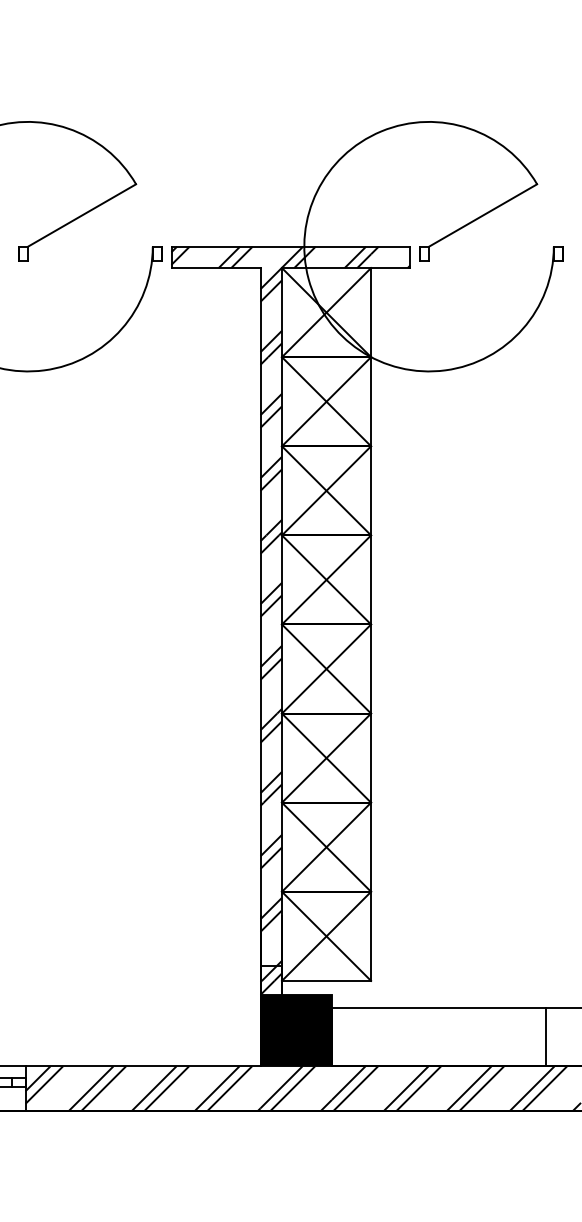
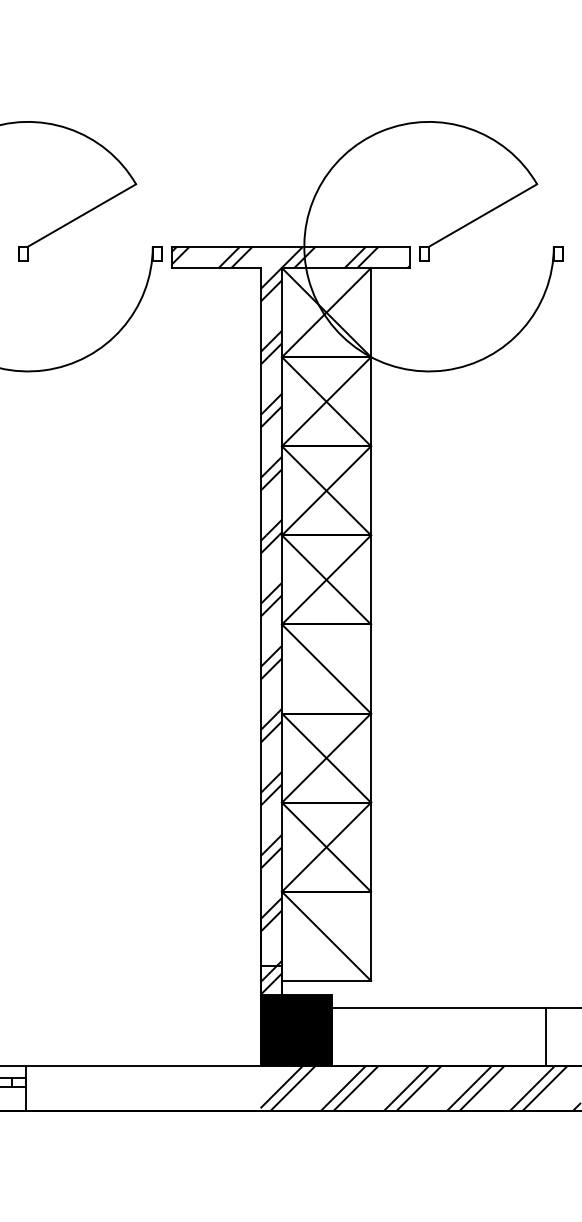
line: present -> none (326, 668)
line: present -> none (326, 935)
hatch: present -> none (142, 1088)
